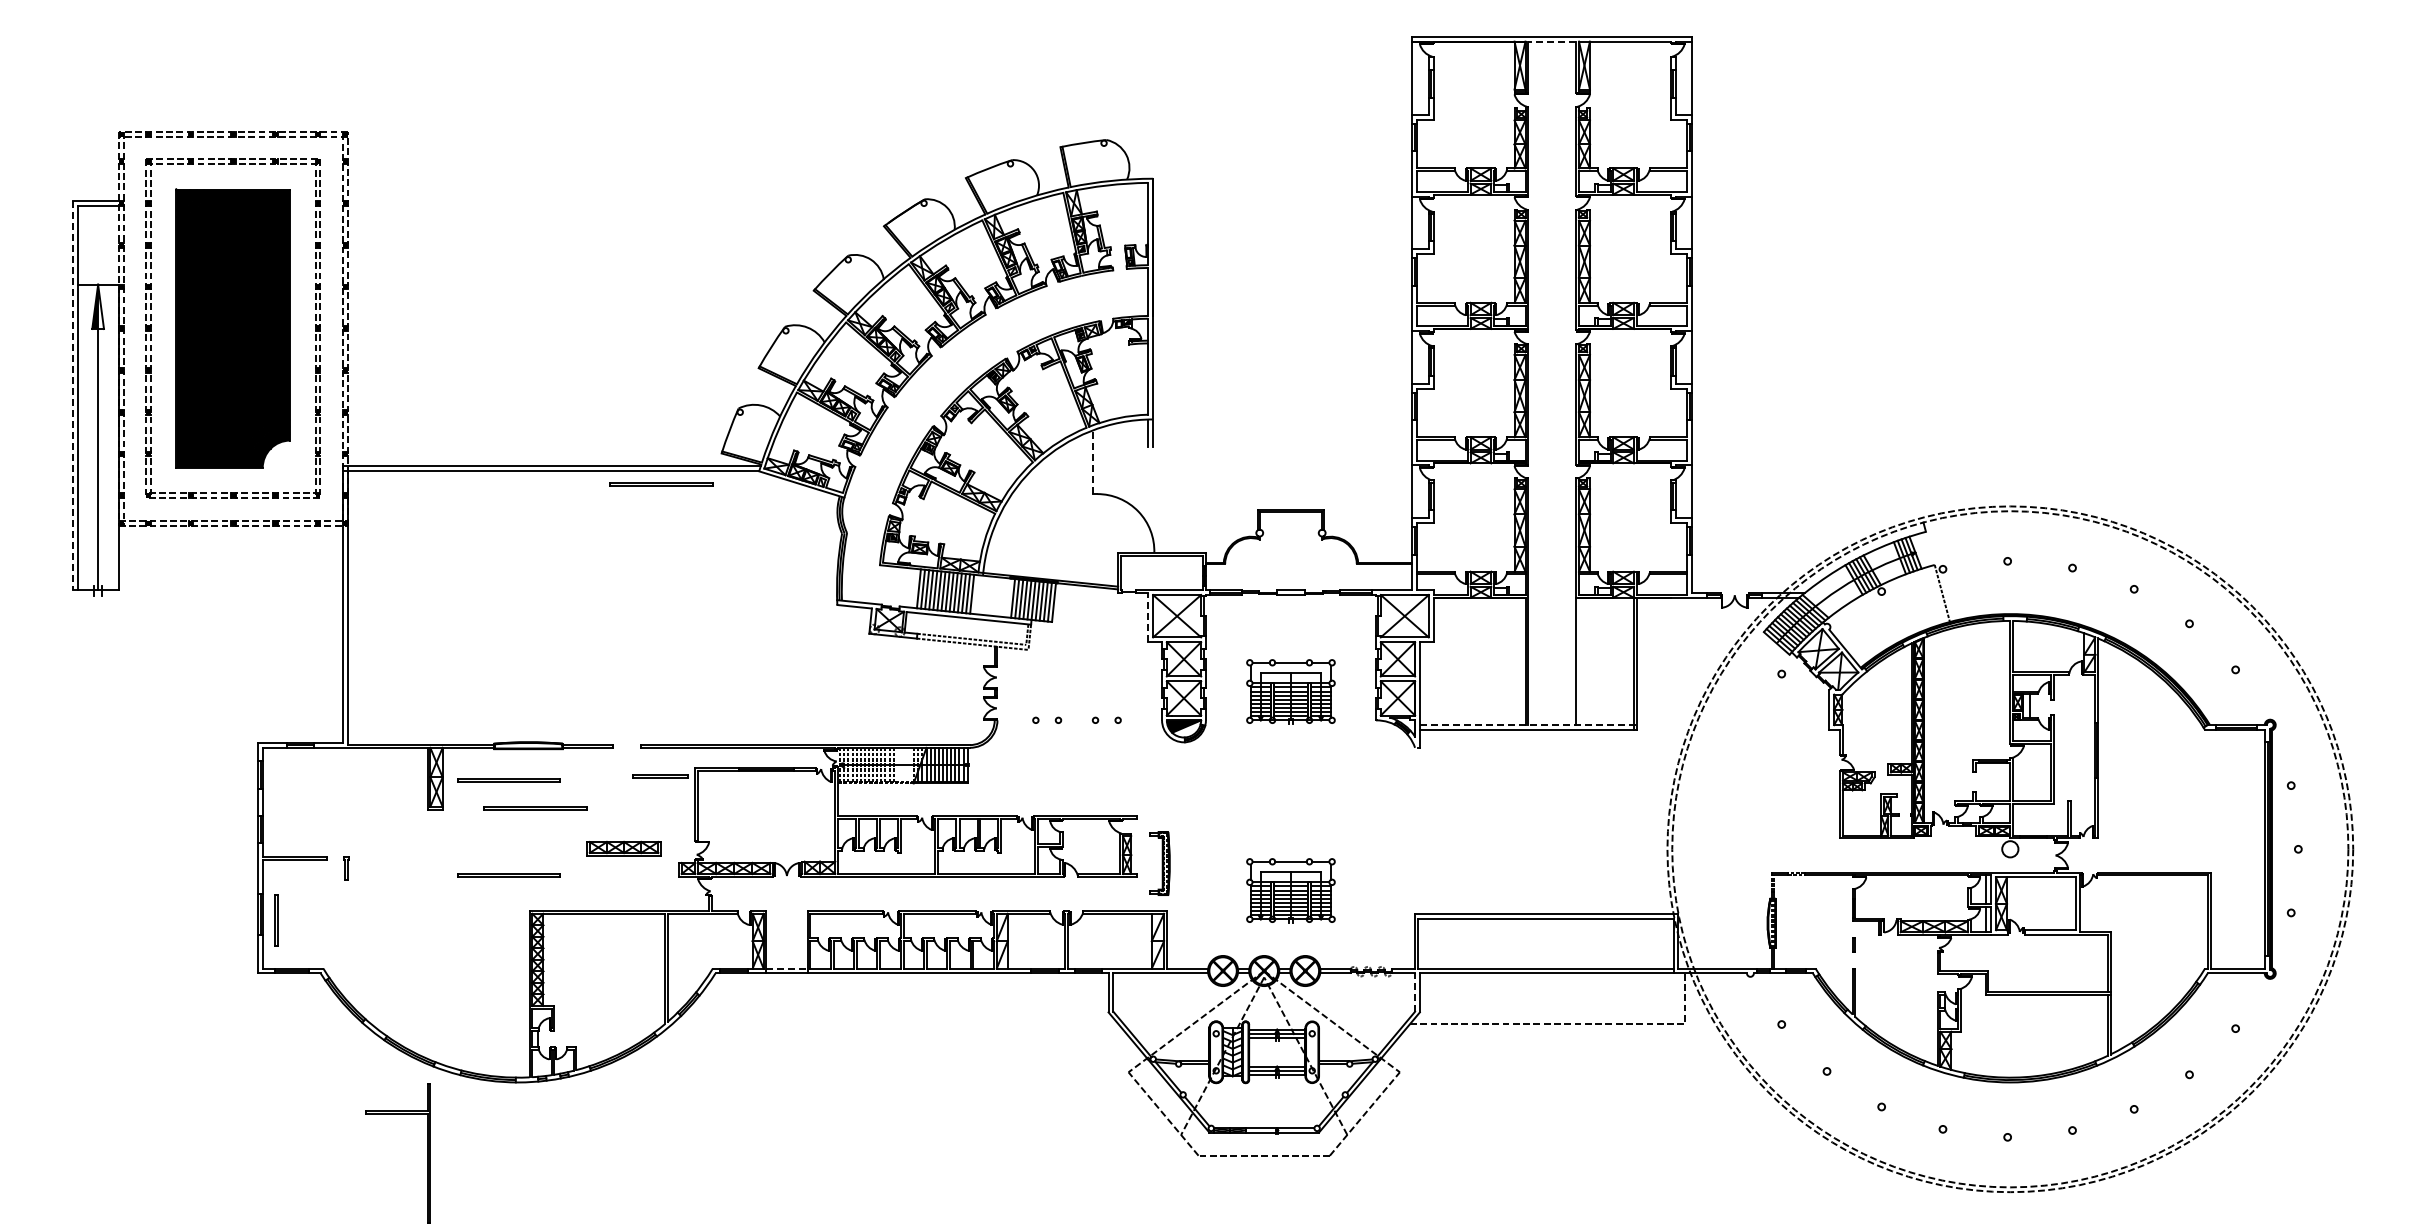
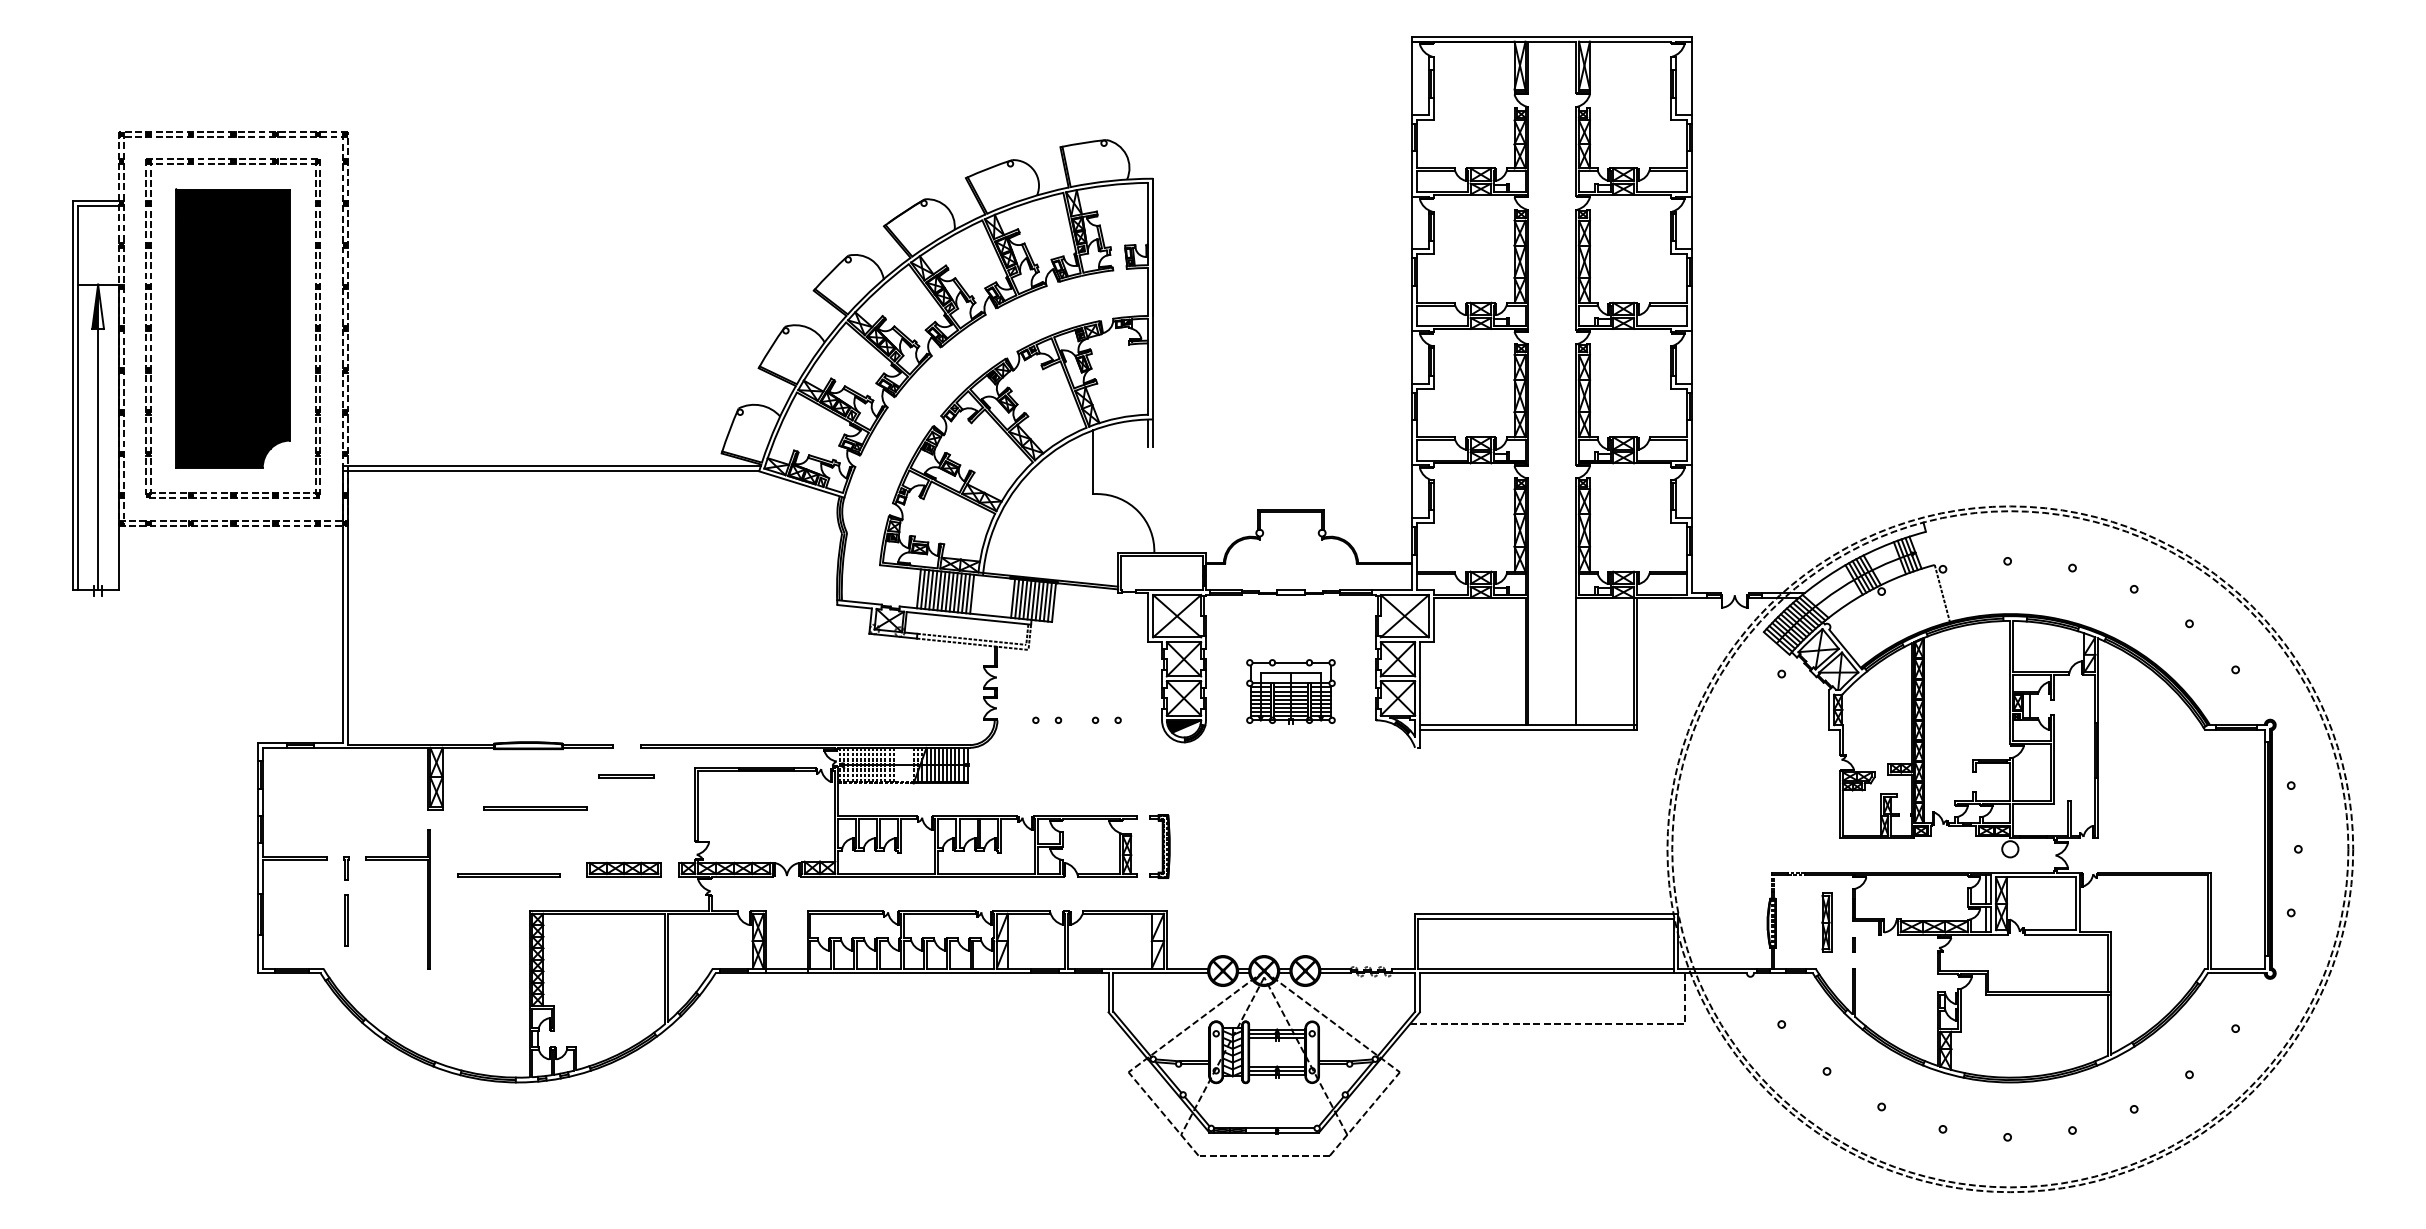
line: dashed -> solid (1551, 41)
line: dashed -> solid (72, 395)
line: dashed -> solid (1093, 462)
line: present -> none (661, 483)
line: dashed -> solid (1148, 617)
line: dashed -> solid (1528, 725)
line position: (660, 775) -> (626, 775) (626, 775)
line: present -> none (508, 779)
part position: (623, 848) -> (623, 869) (623, 869)
part position: (1159, 863) -> (1159, 846) (1159, 846)
part: present -> none (1290, 890)
line position: (275, 920) -> (345, 920) (345, 920)
part: none -> present (1826, 922)
line: dashed -> solid (786, 968)
line: dashed -> solid (1415, 992)
part position: (427, 1153) -> (427, 899) (427, 899)
